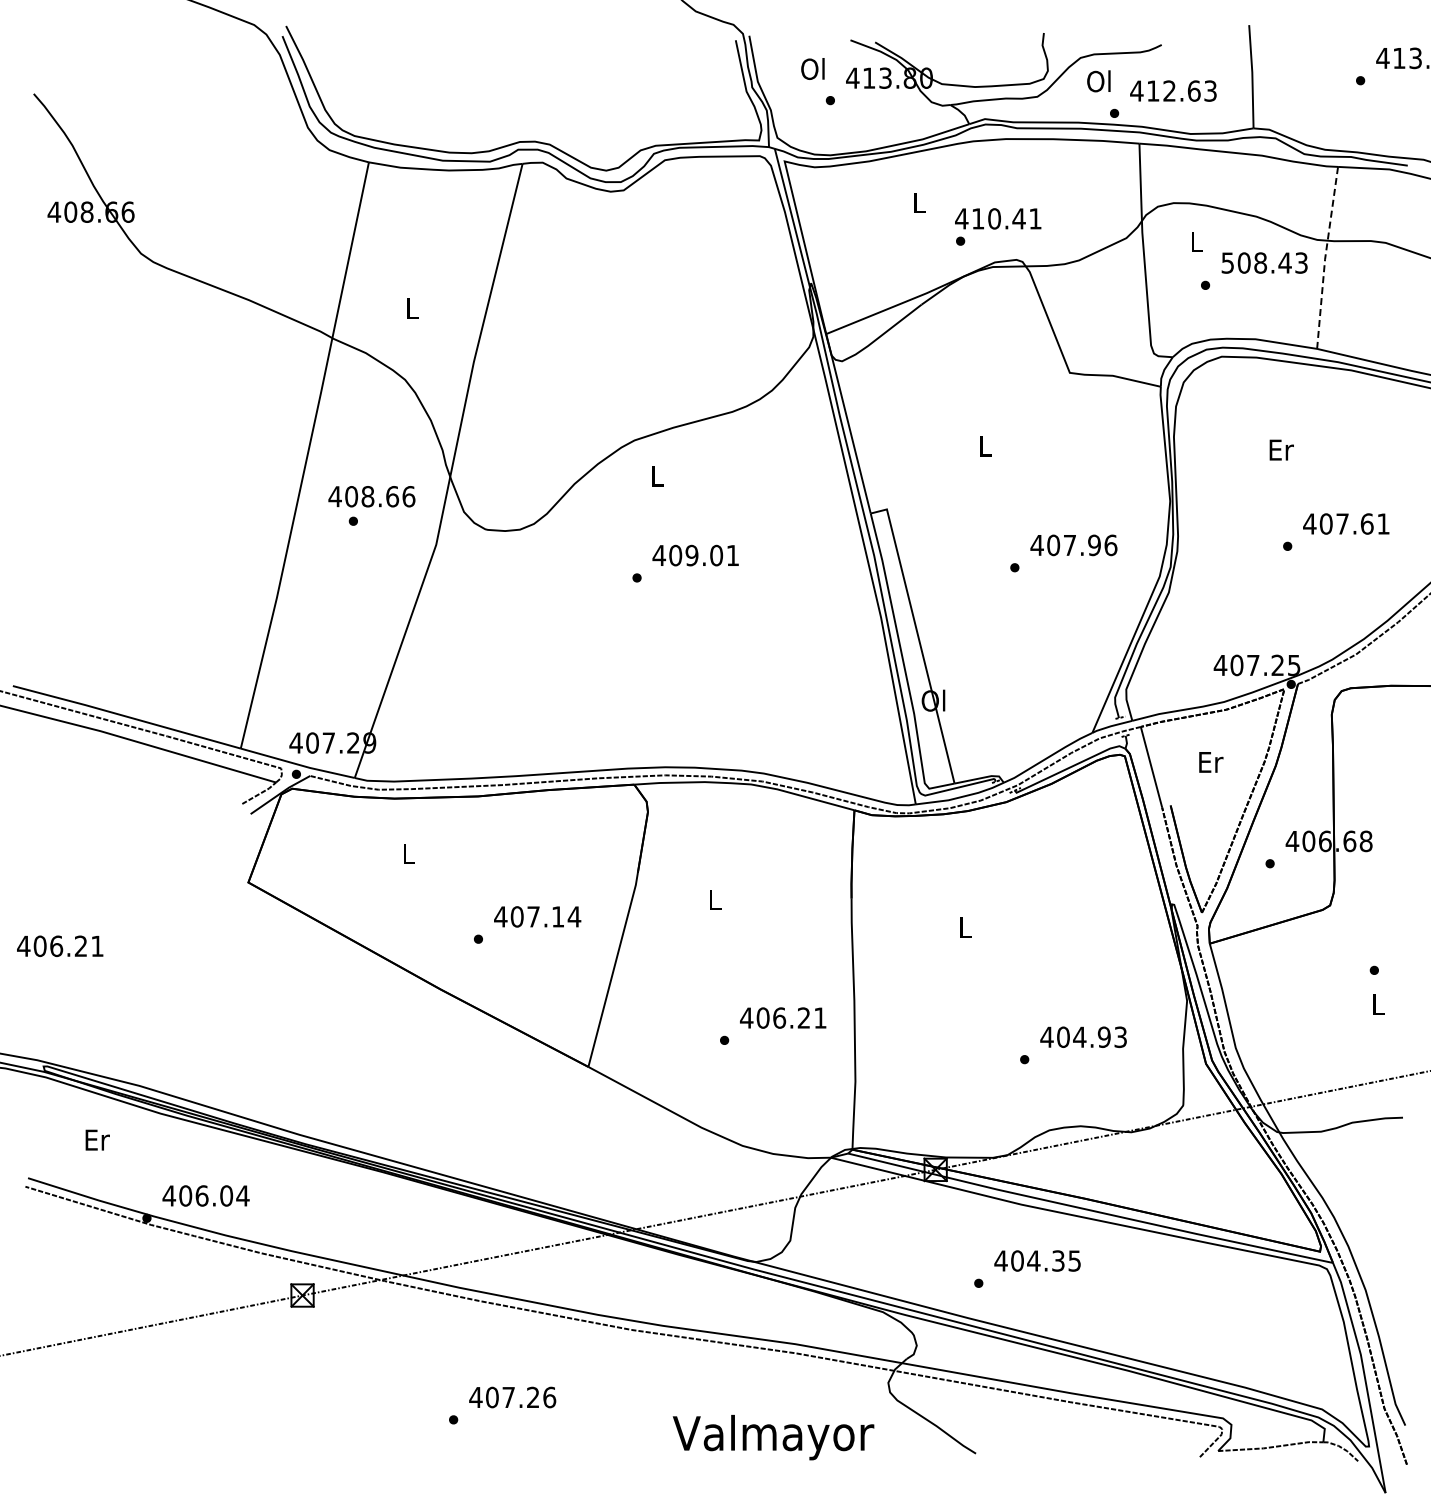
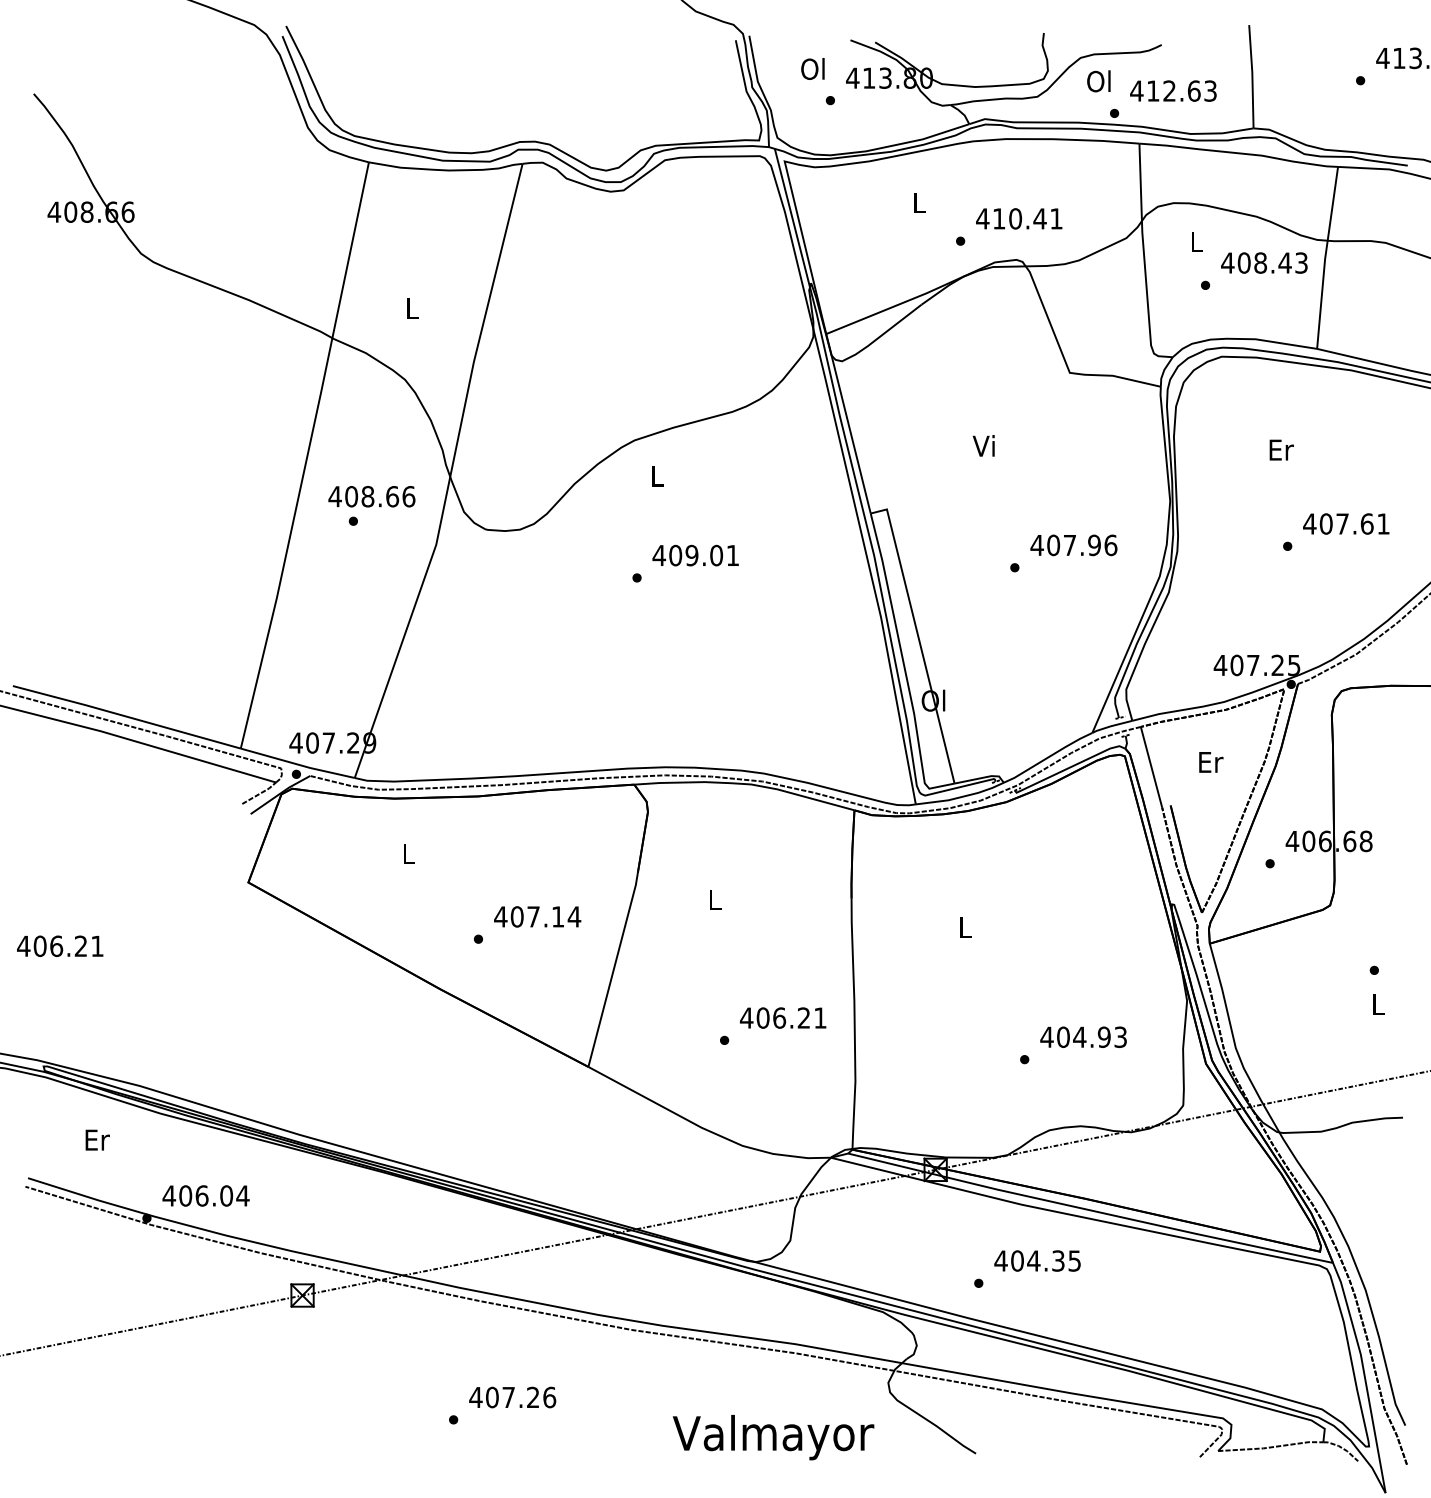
text position: (998, 218) -> (1019, 218) (1019, 218)
line: dashed -> solid (1325, 258)
text: 508.43 -> 408.43 (1227, 262)
text: L -> Vi (983, 445)
